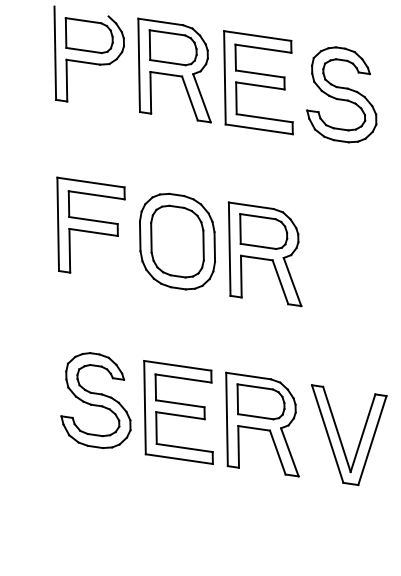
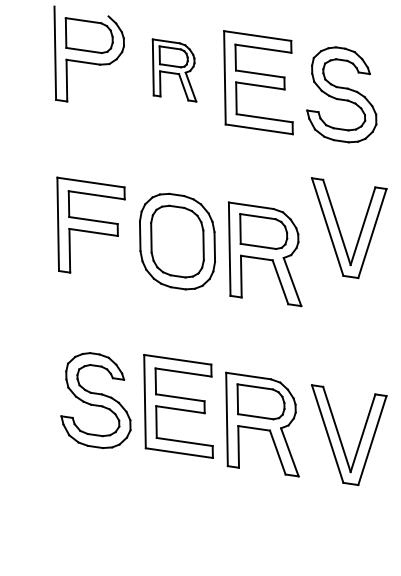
part size: 75x107 px -> 47x65 px (174, 70)
part: none -> present (341, 232)
part position: (178, 412) -> (178, 406) (178, 406)
